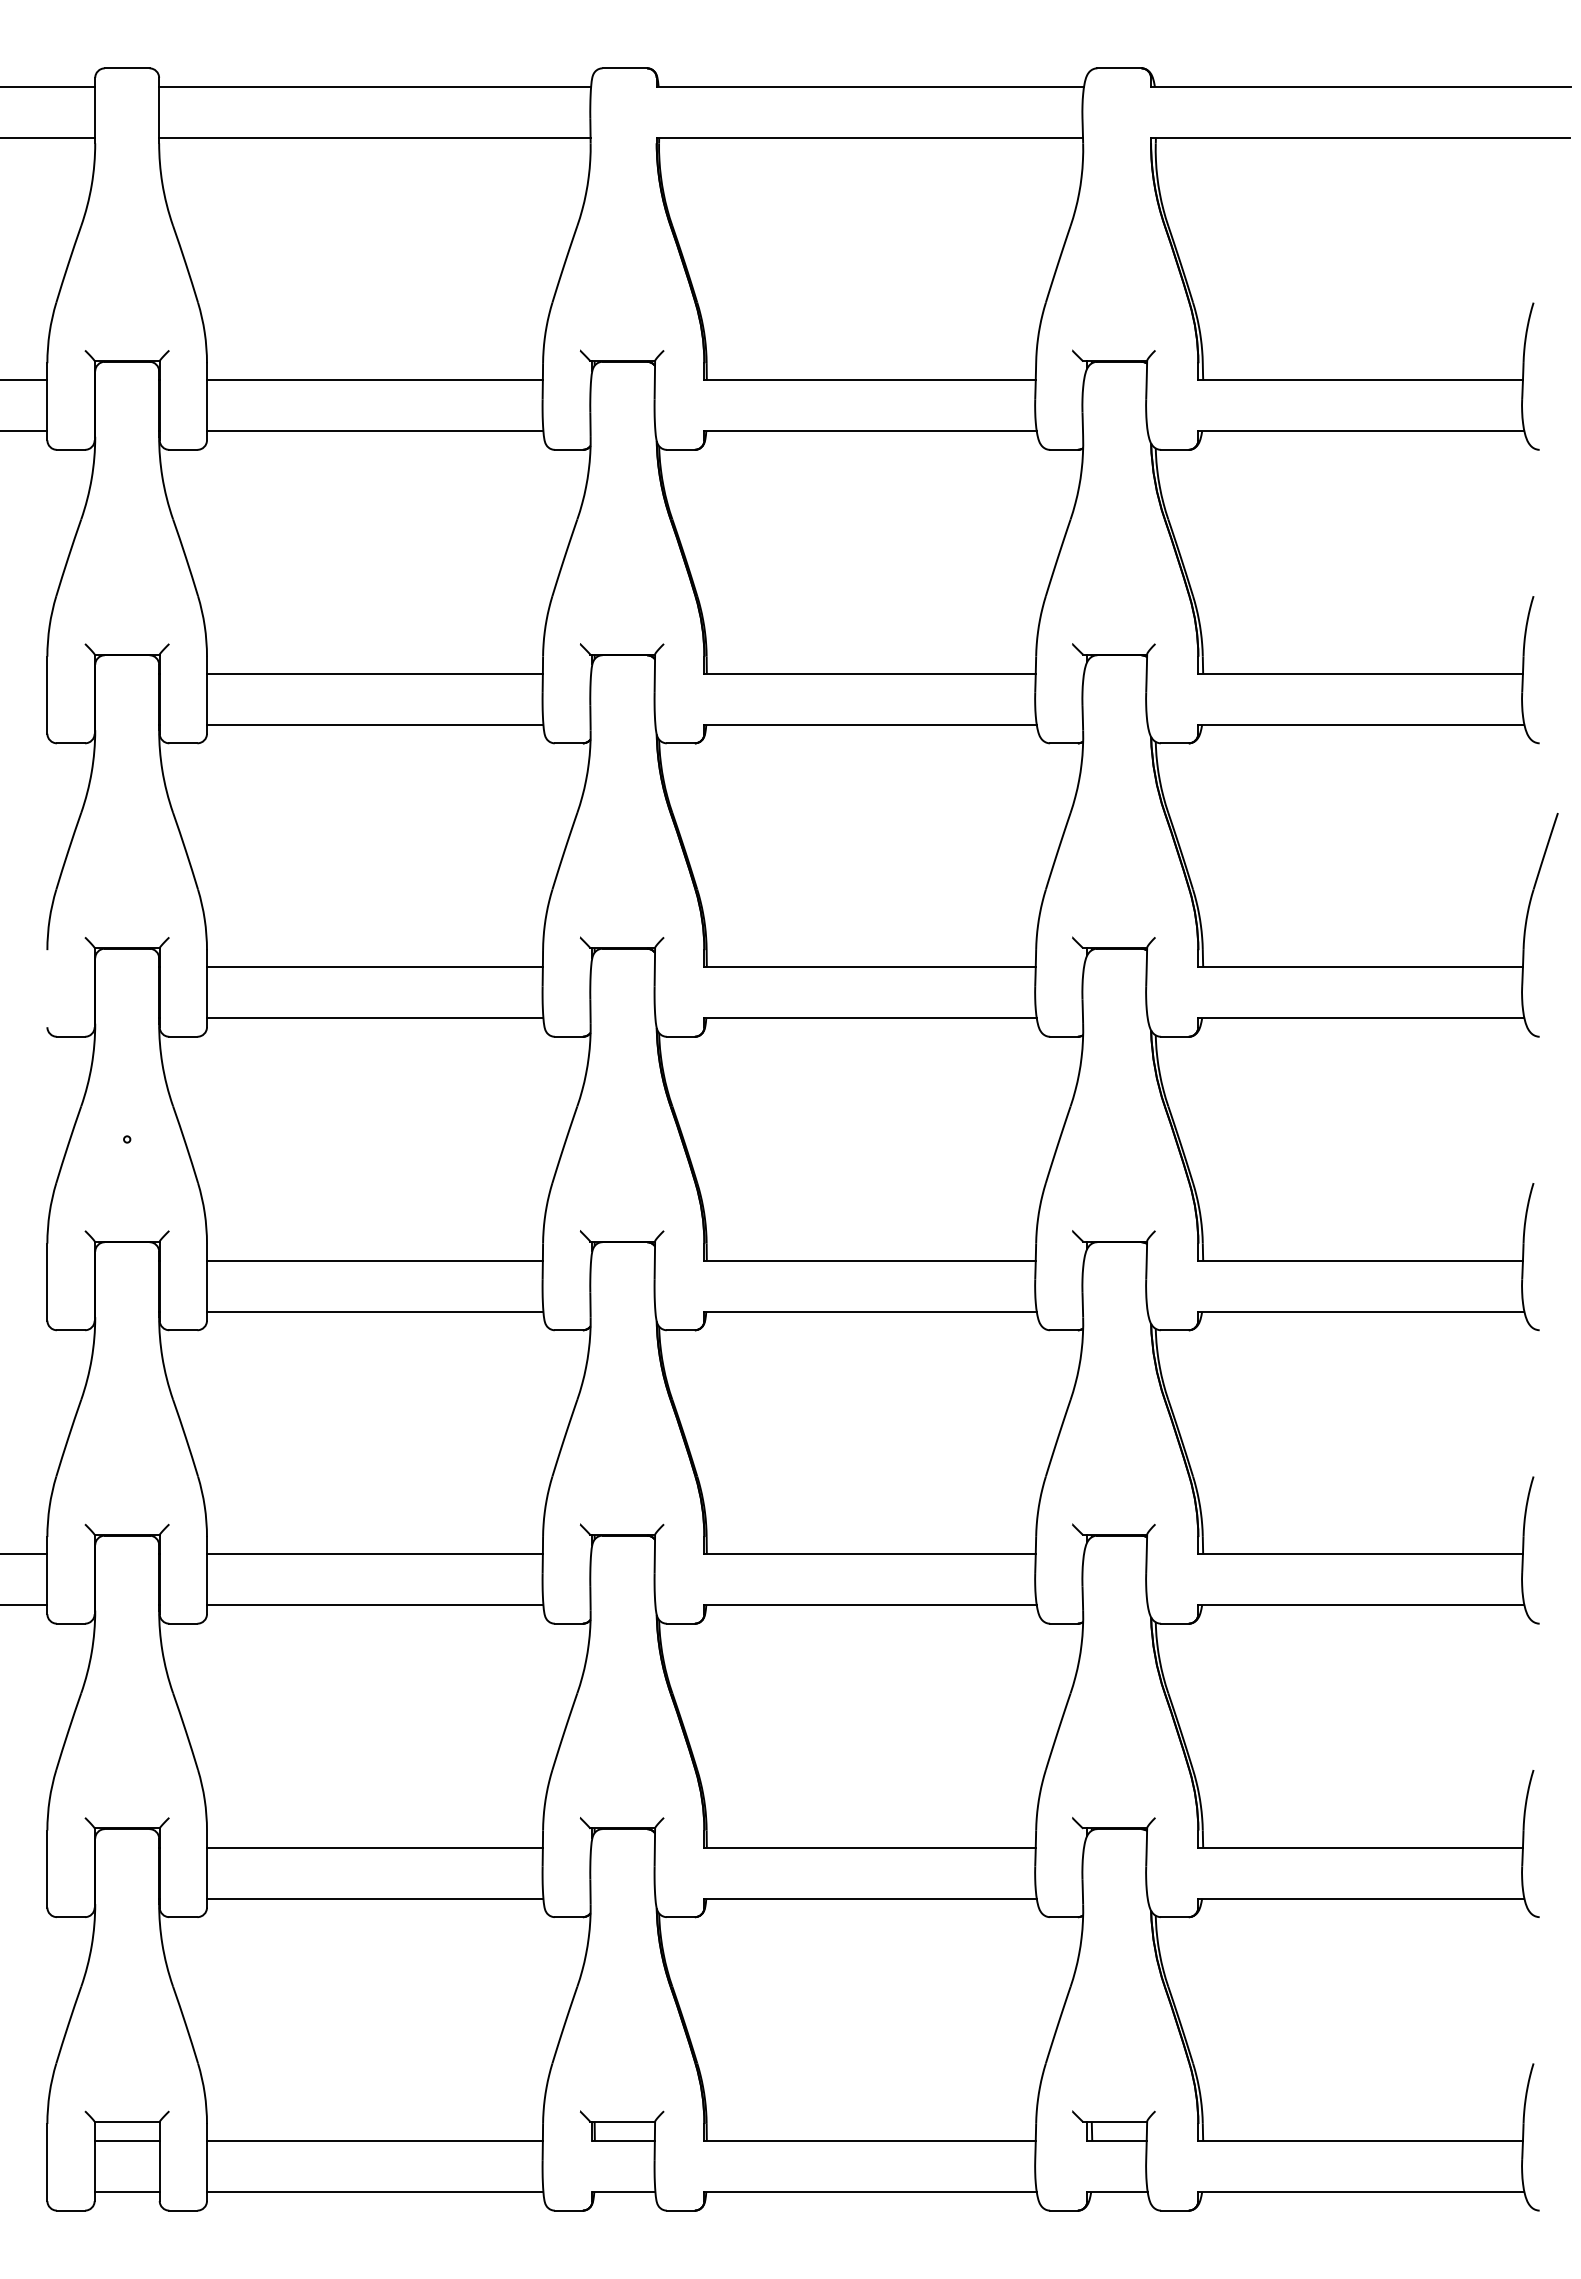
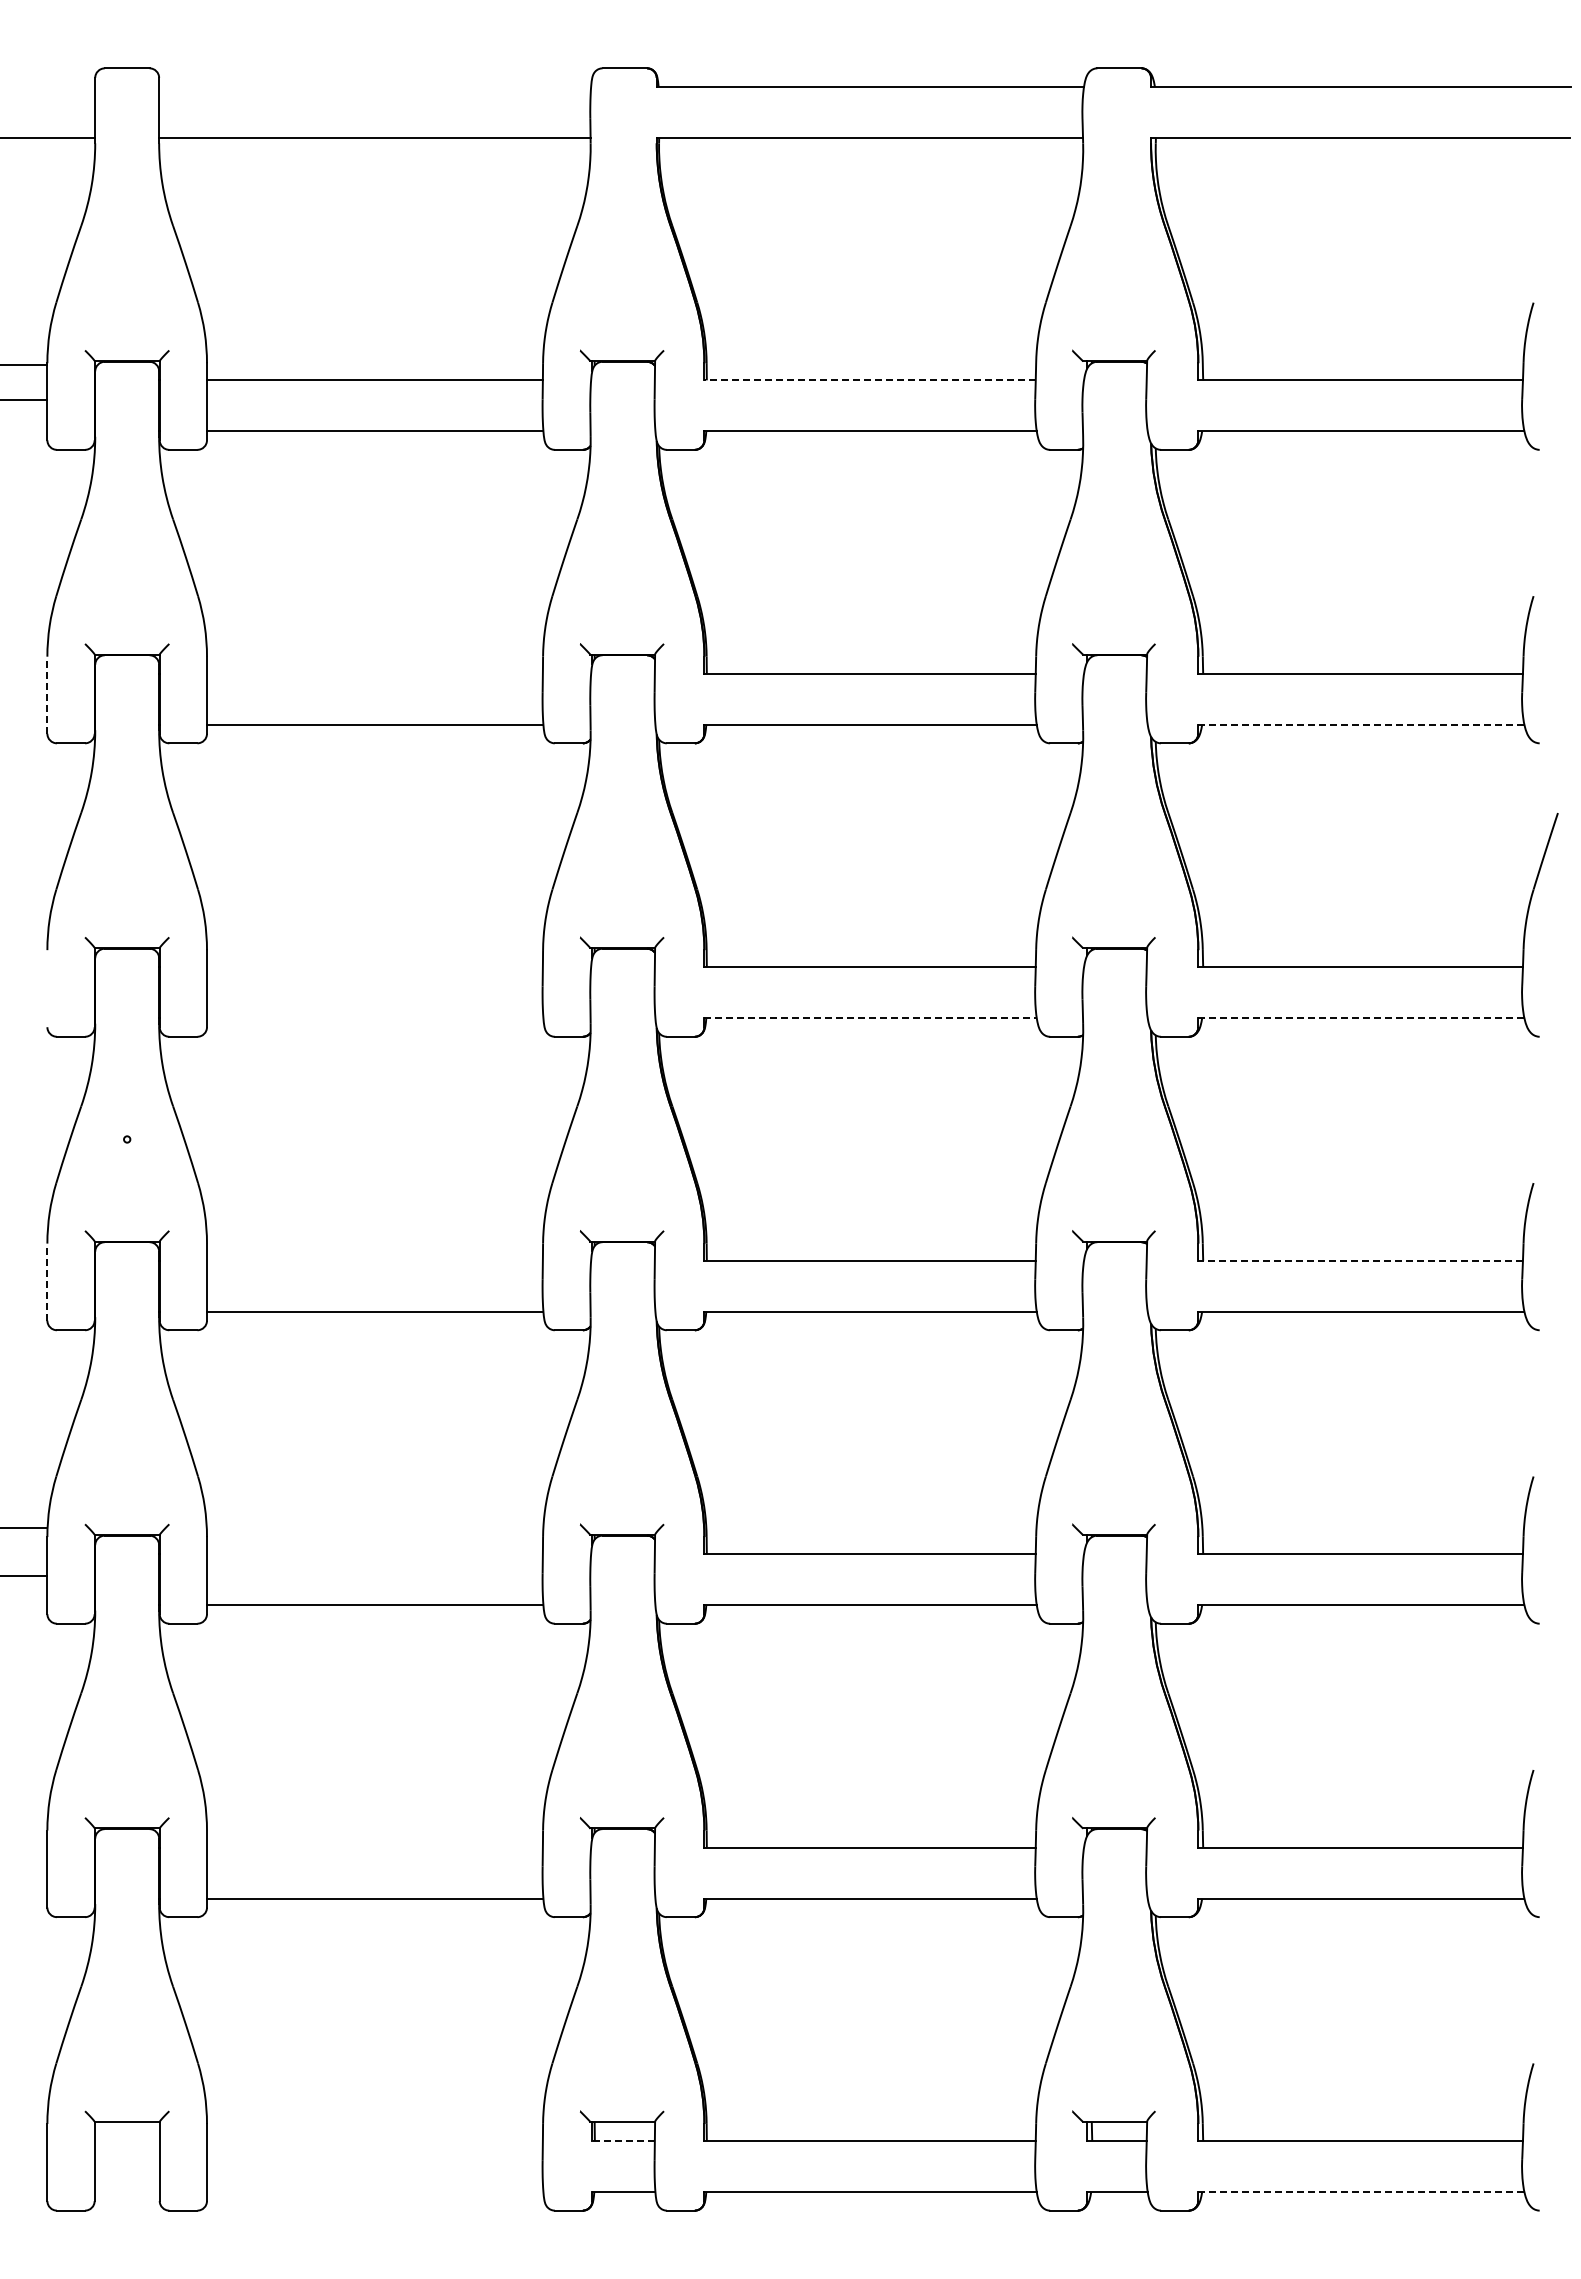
line: present -> none (48, 86)
line: present -> none (375, 86)
line position: (24, 380) -> (24, 365) (24, 365)
line: solid -> dashed (870, 380)
line position: (24, 431) -> (24, 400) (24, 400)
line: present -> none (374, 673)
line: solid -> dashed (47, 695)
line: solid -> dashed (1361, 724)
line: present -> none (374, 967)
line: present -> none (375, 1018)
line: solid -> dashed (871, 1018)
line: solid -> dashed (1361, 1018)
line: present -> none (374, 1260)
line: solid -> dashed (1360, 1260)
line: solid -> dashed (47, 1282)
line position: (24, 1554) -> (24, 1528) (24, 1528)
line: present -> none (374, 1554)
line position: (24, 1605) -> (24, 1576) (24, 1576)
line: present -> none (374, 1847)
line: present -> none (126, 2141)
line: present -> none (374, 2141)
line: solid -> dashed (623, 2141)
line: present -> none (126, 2192)
line: present -> none (375, 2192)
line: solid -> dashed (1361, 2192)
